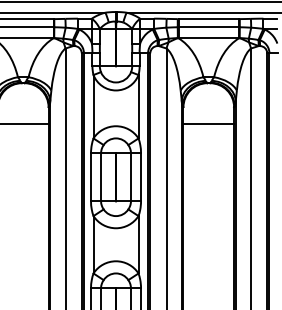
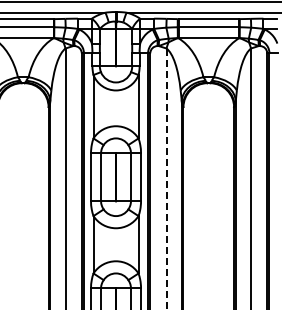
line: present -> none (25, 124)
line: present -> none (208, 124)
line: solid -> dashed (166, 178)
